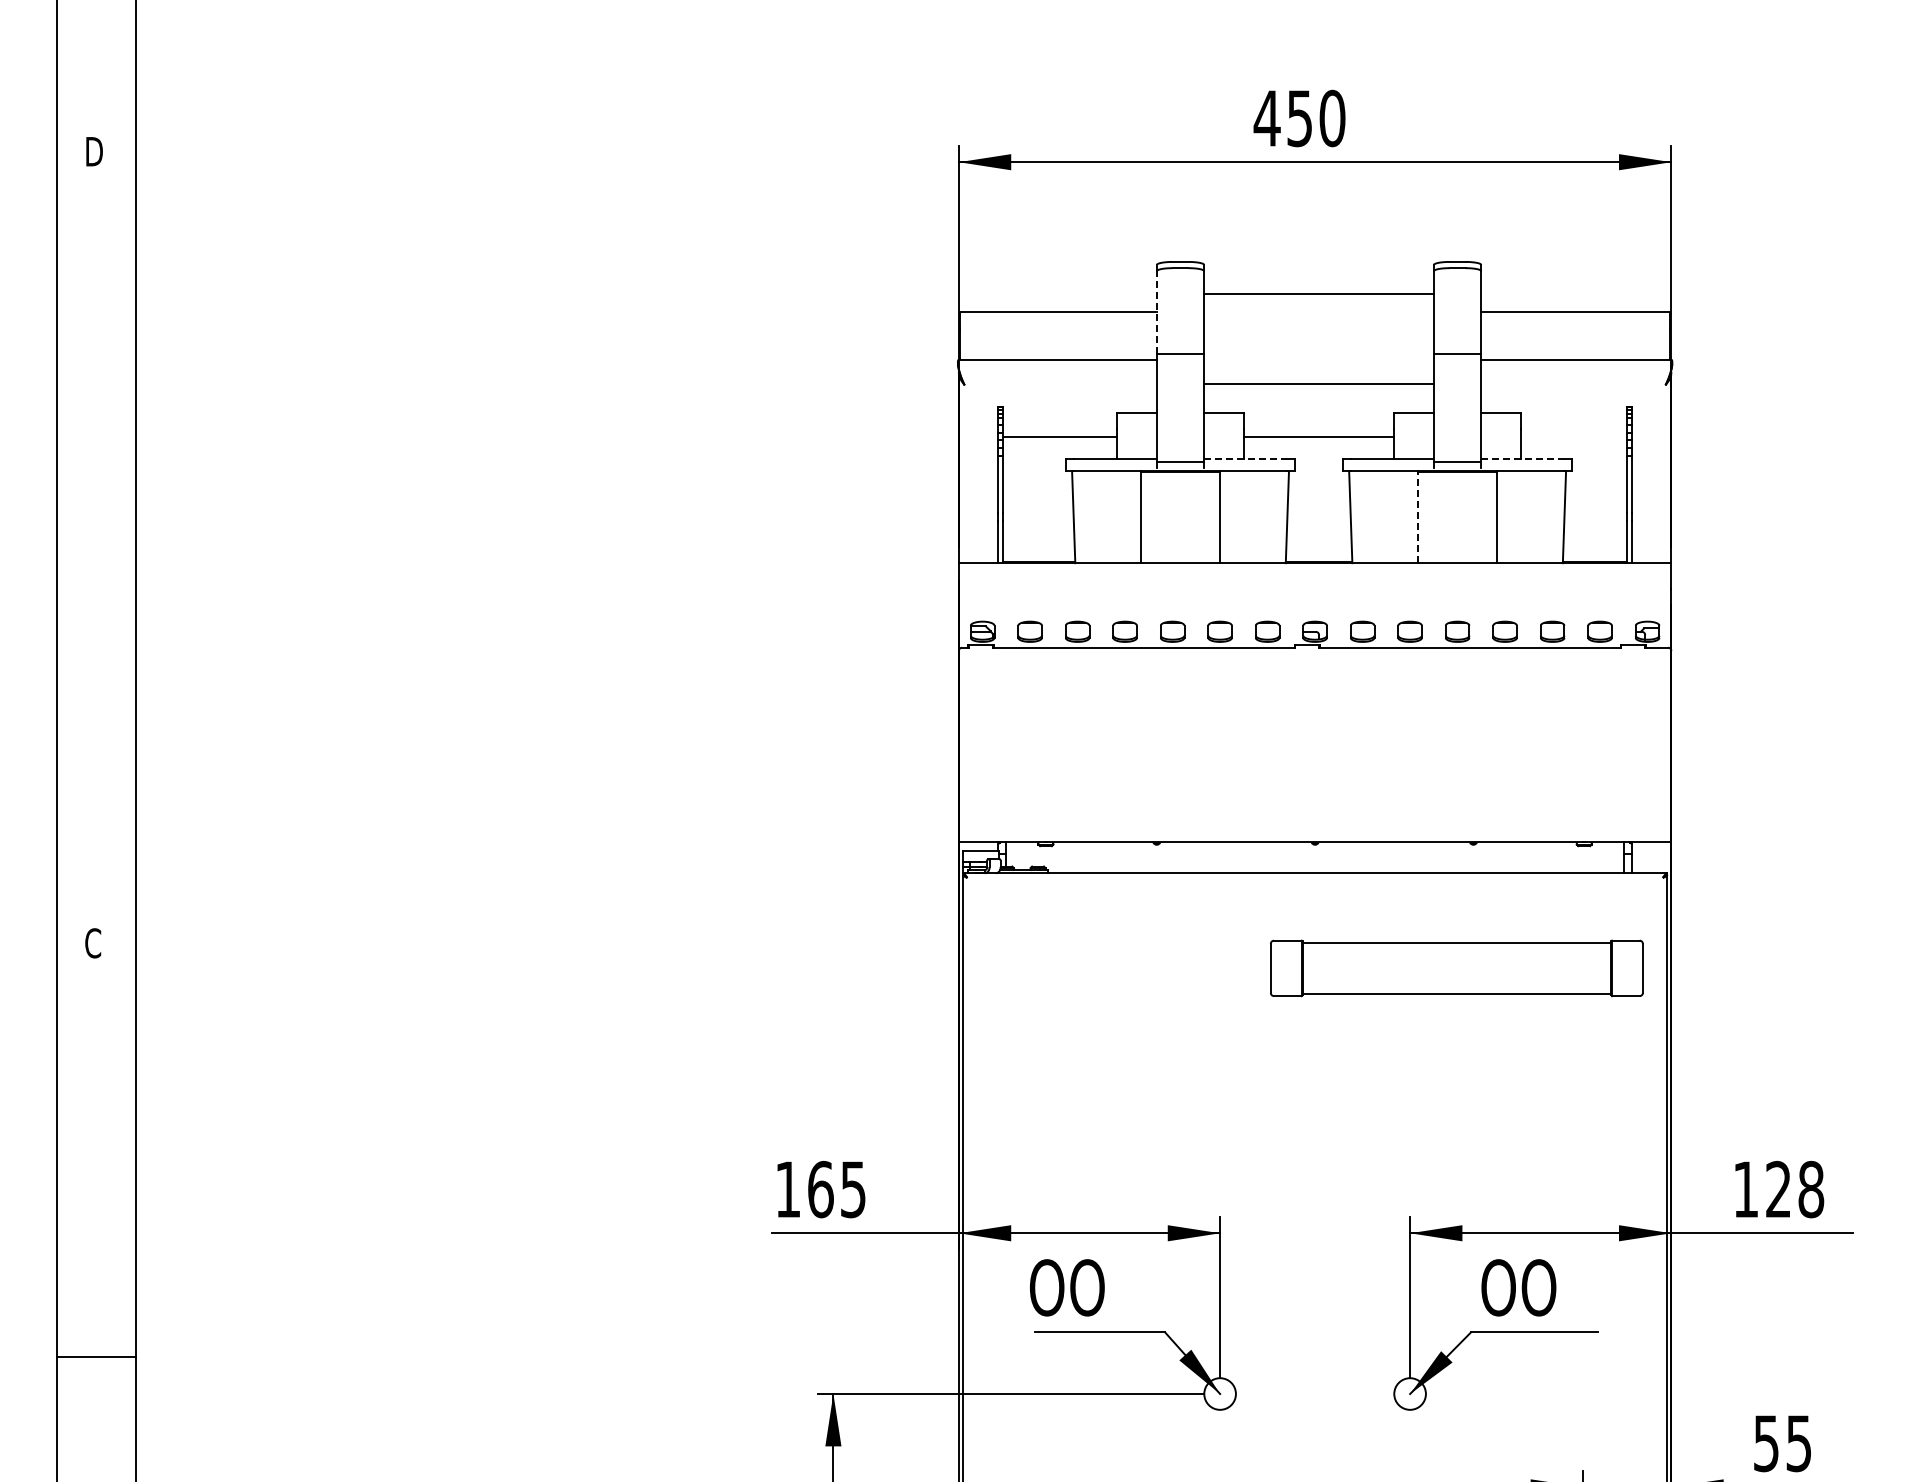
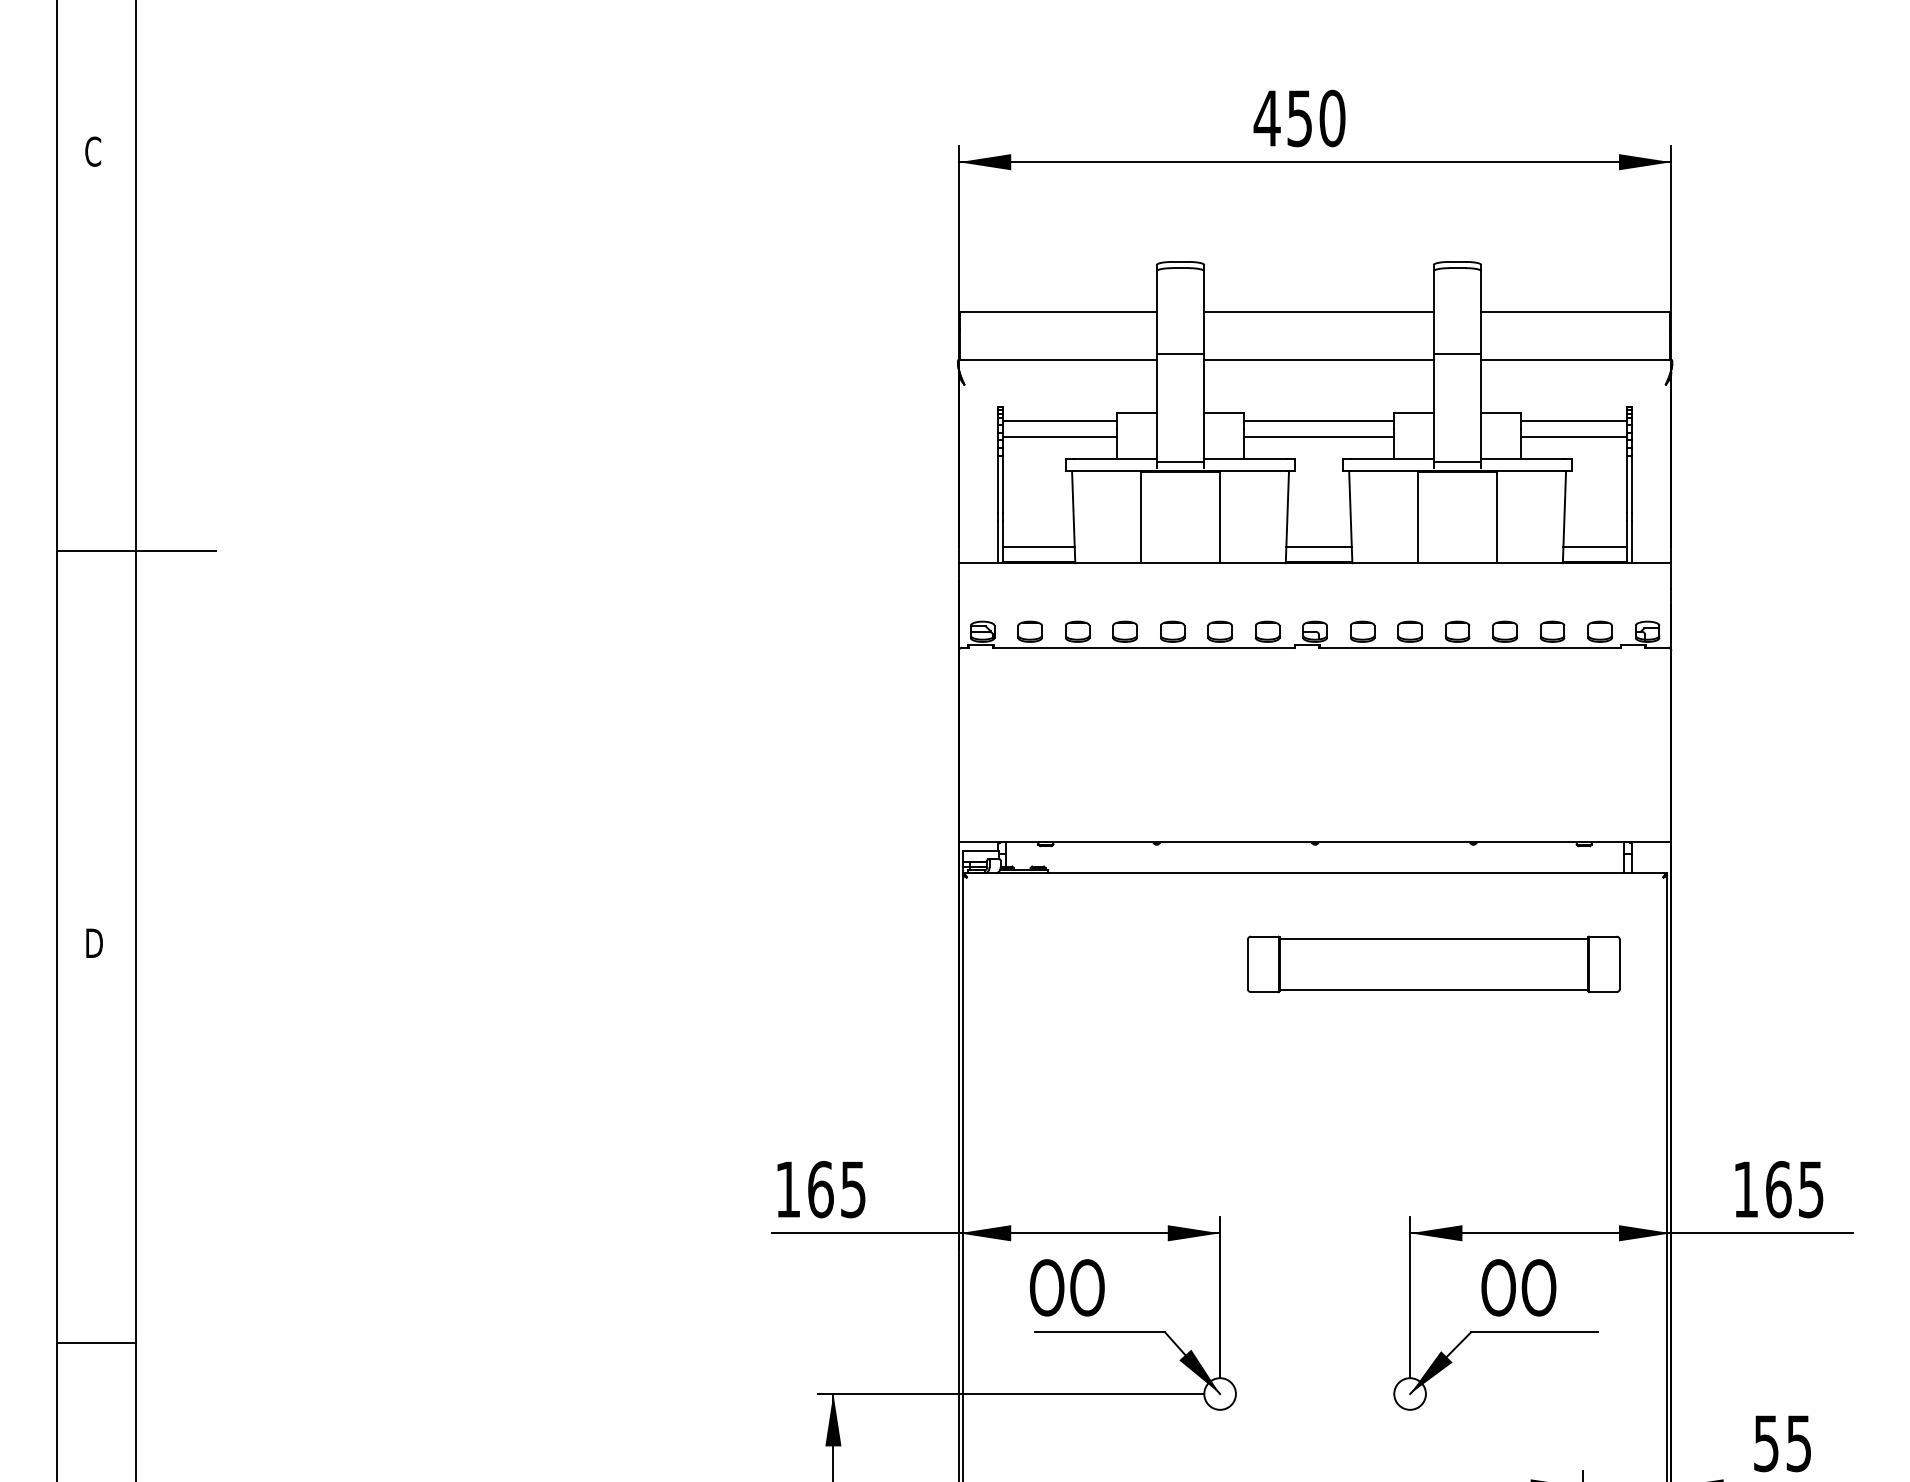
text: D -> C (93, 151)
line position: (1318, 294) -> (1318, 312) (1318, 312)
line: dashed -> solid (1156, 312)
line position: (1318, 383) -> (1318, 359) (1318, 359)
line: none -> present (1060, 421)
line: none -> present (1318, 421)
line: none -> present (1573, 421)
line: none -> present (1573, 437)
line: dashed -> solid (1245, 458)
line: dashed -> solid (1522, 458)
line: dashed -> solid (1418, 517)
line: none -> present (1038, 546)
line: none -> present (1318, 546)
line: none -> present (1595, 546)
line: none -> present (136, 551)
text: C -> D (93, 943)
part position: (1456, 968) -> (1433, 964) (1433, 964)
text: 128 -> 165 (1795, 1189)
line position: (96, 1356) -> (96, 1342) (96, 1342)
